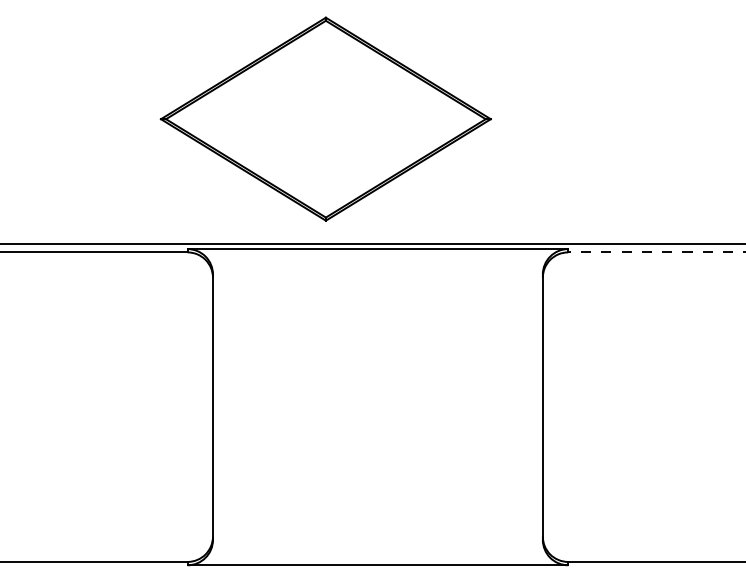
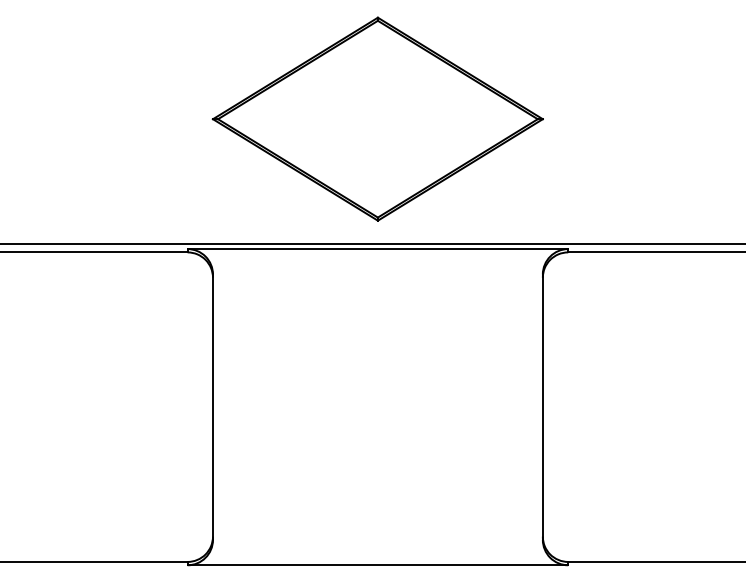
part position: (325, 118) -> (377, 118) (377, 118)
line: dashed -> solid (656, 252)
